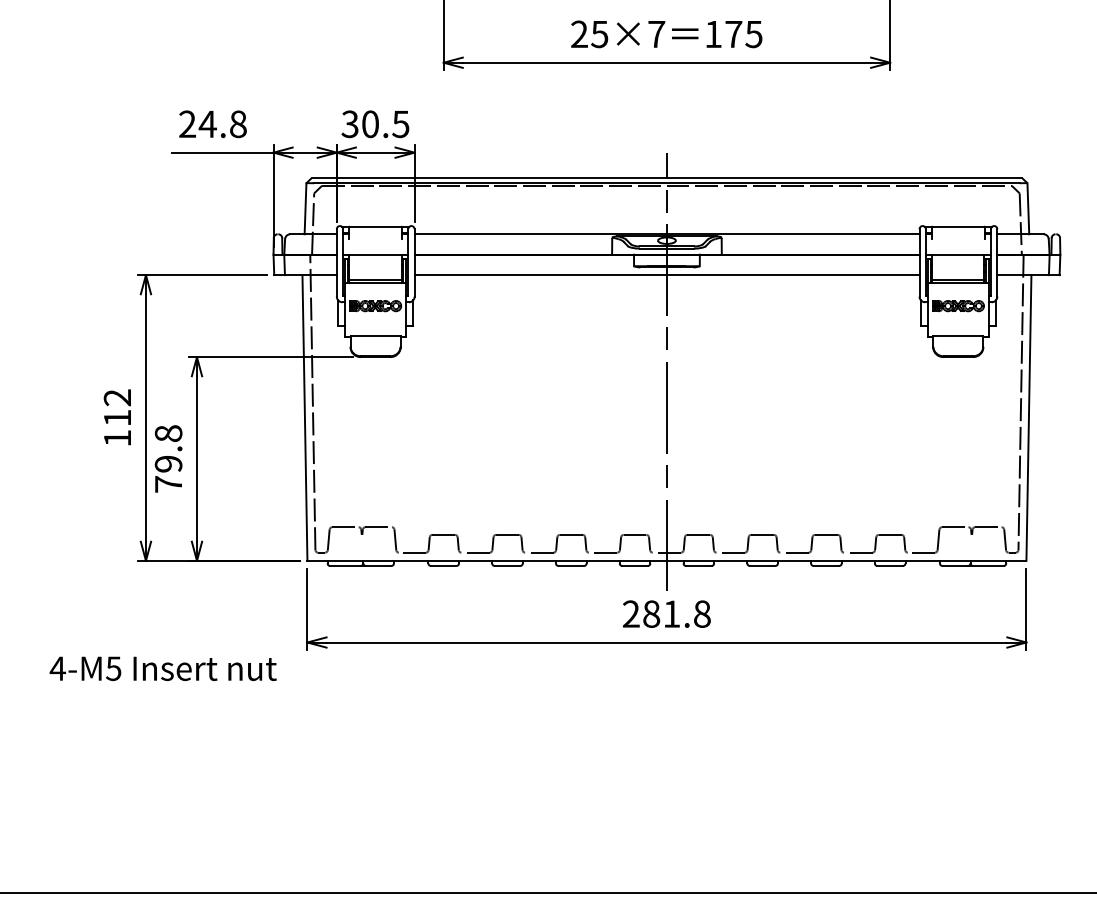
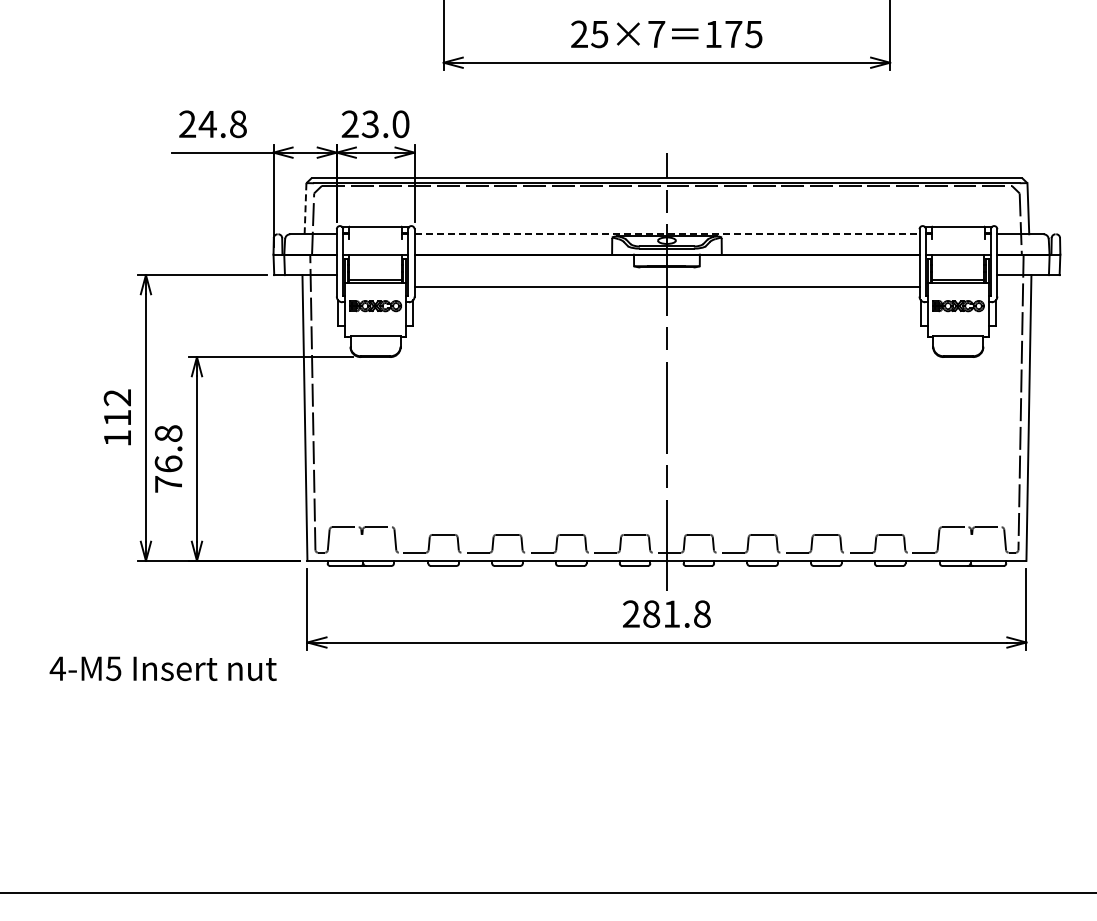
text: 30.5 -> 23.0 (375, 124)
line: solid -> dashed (305, 208)
line: solid -> dashed (667, 234)
line position: (666, 275) -> (666, 287) (666, 287)
text: 79.8 -> 76.8 (168, 463)
